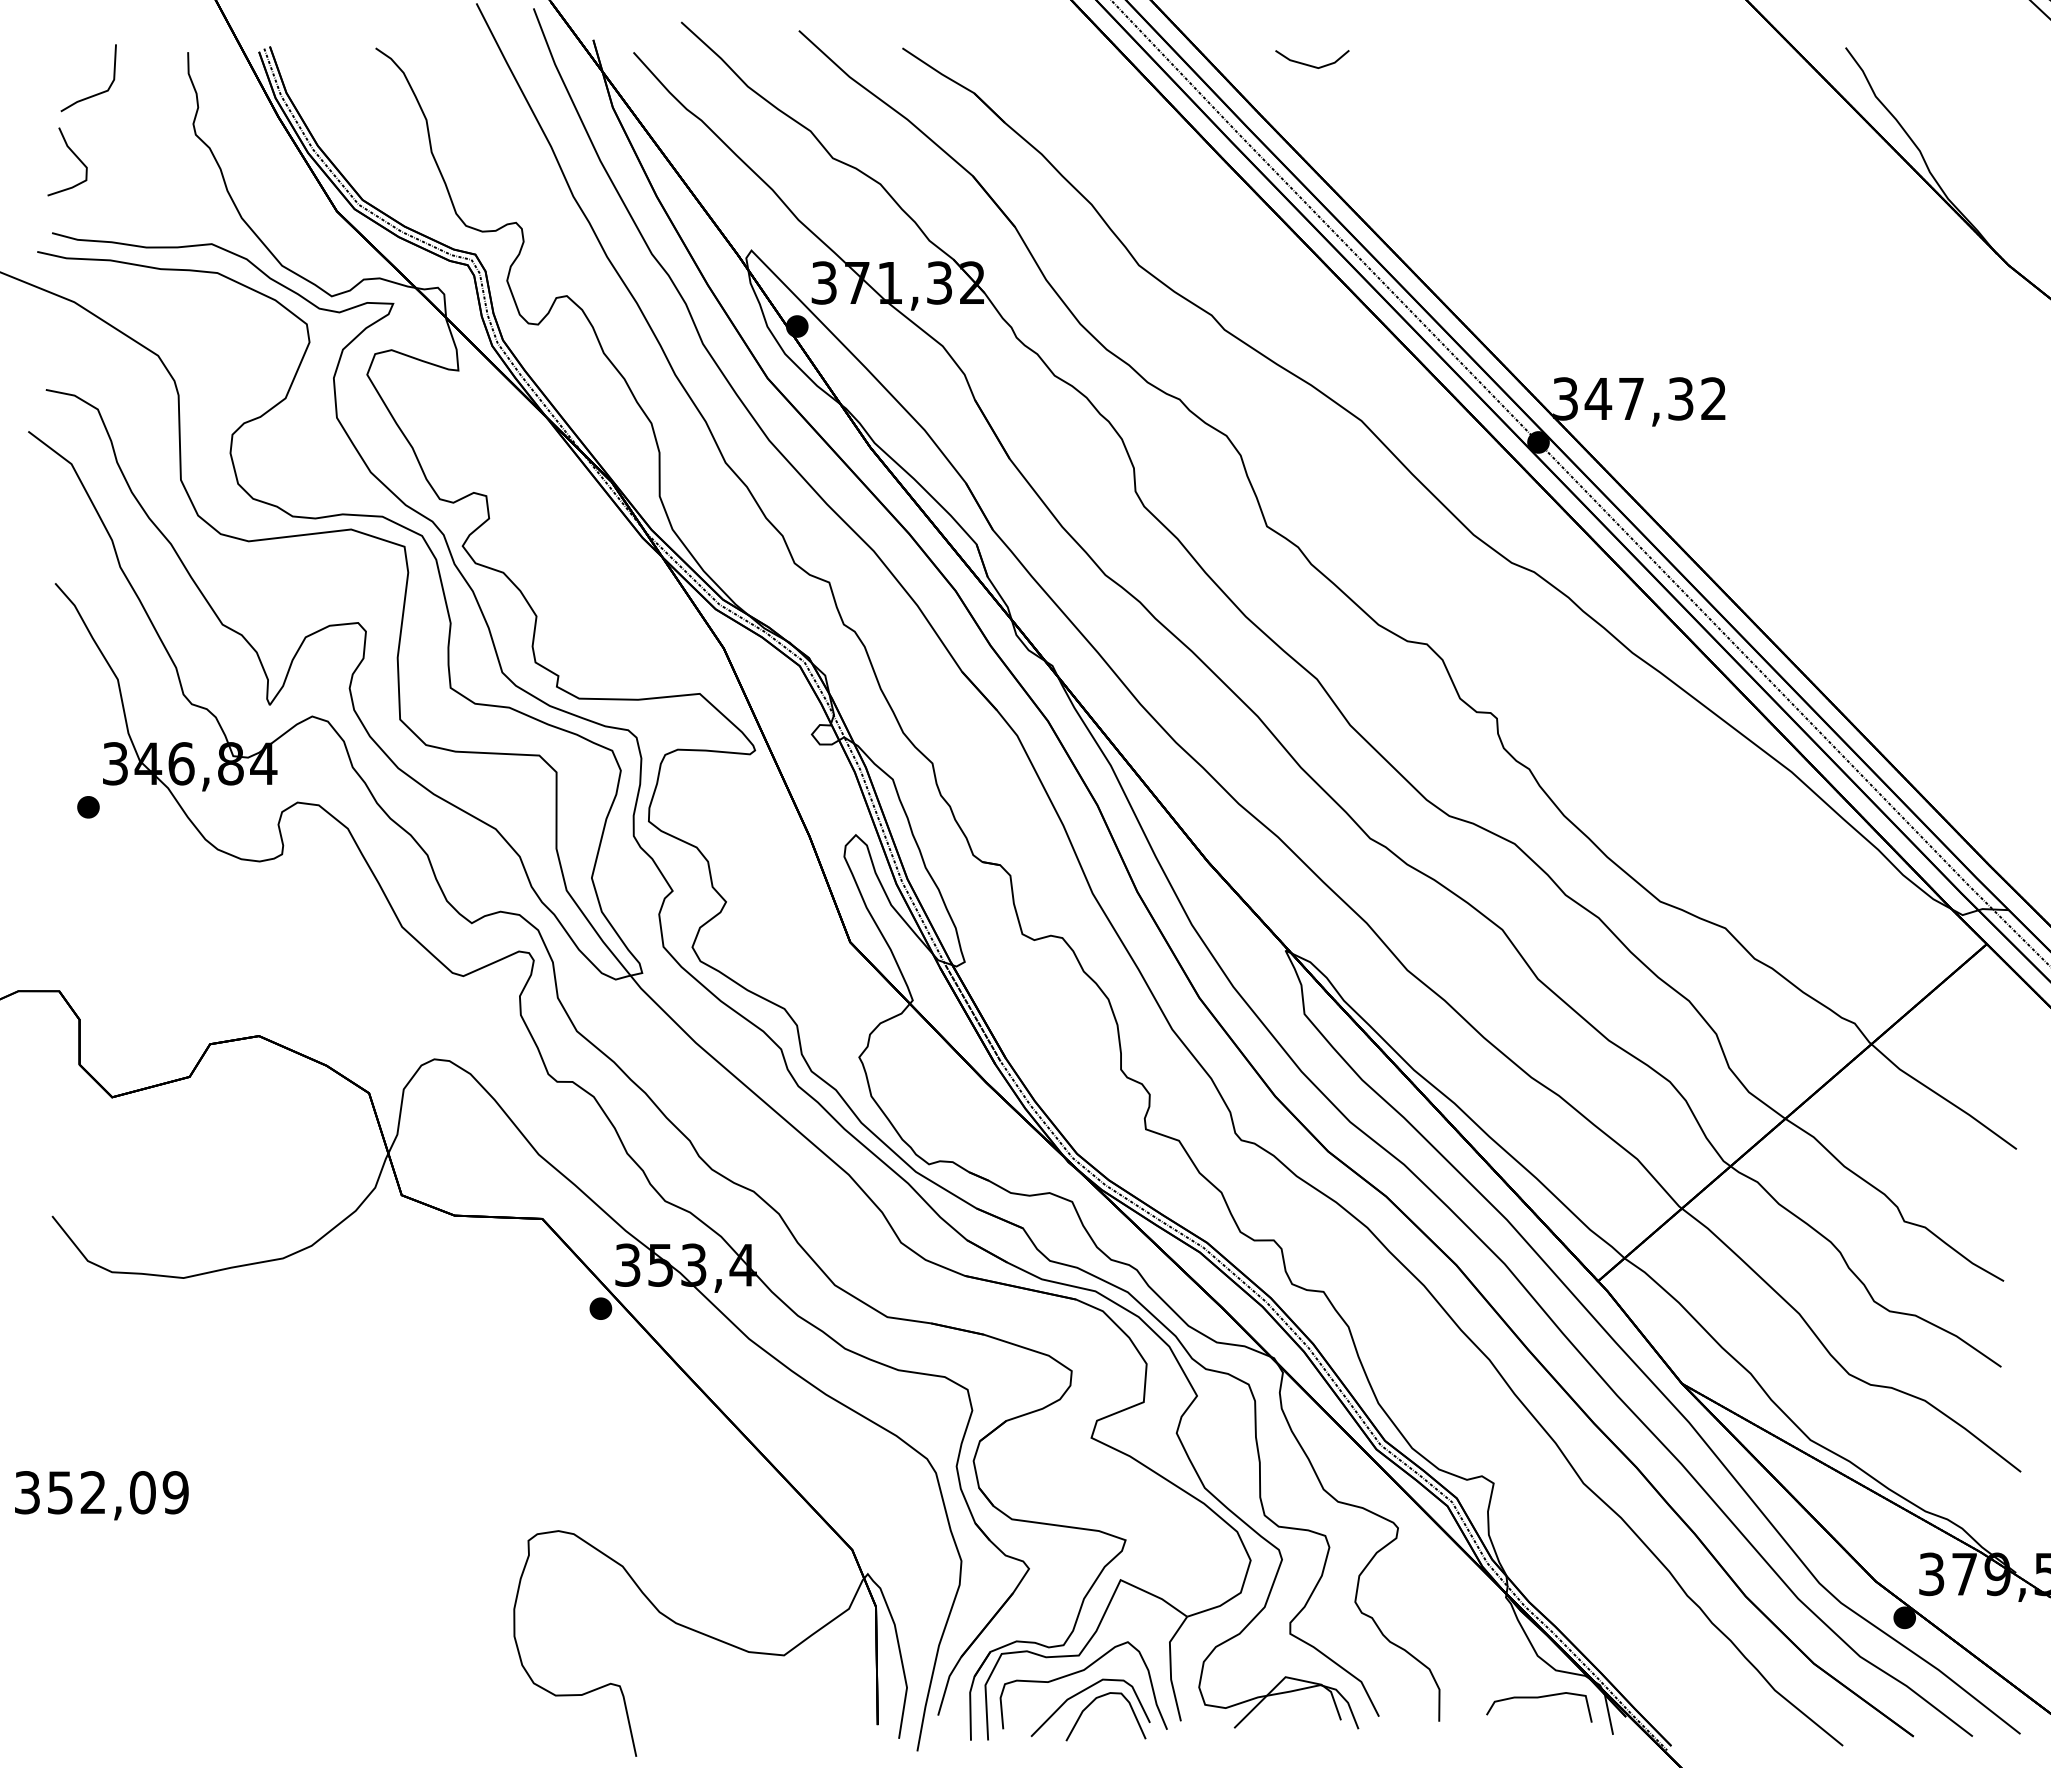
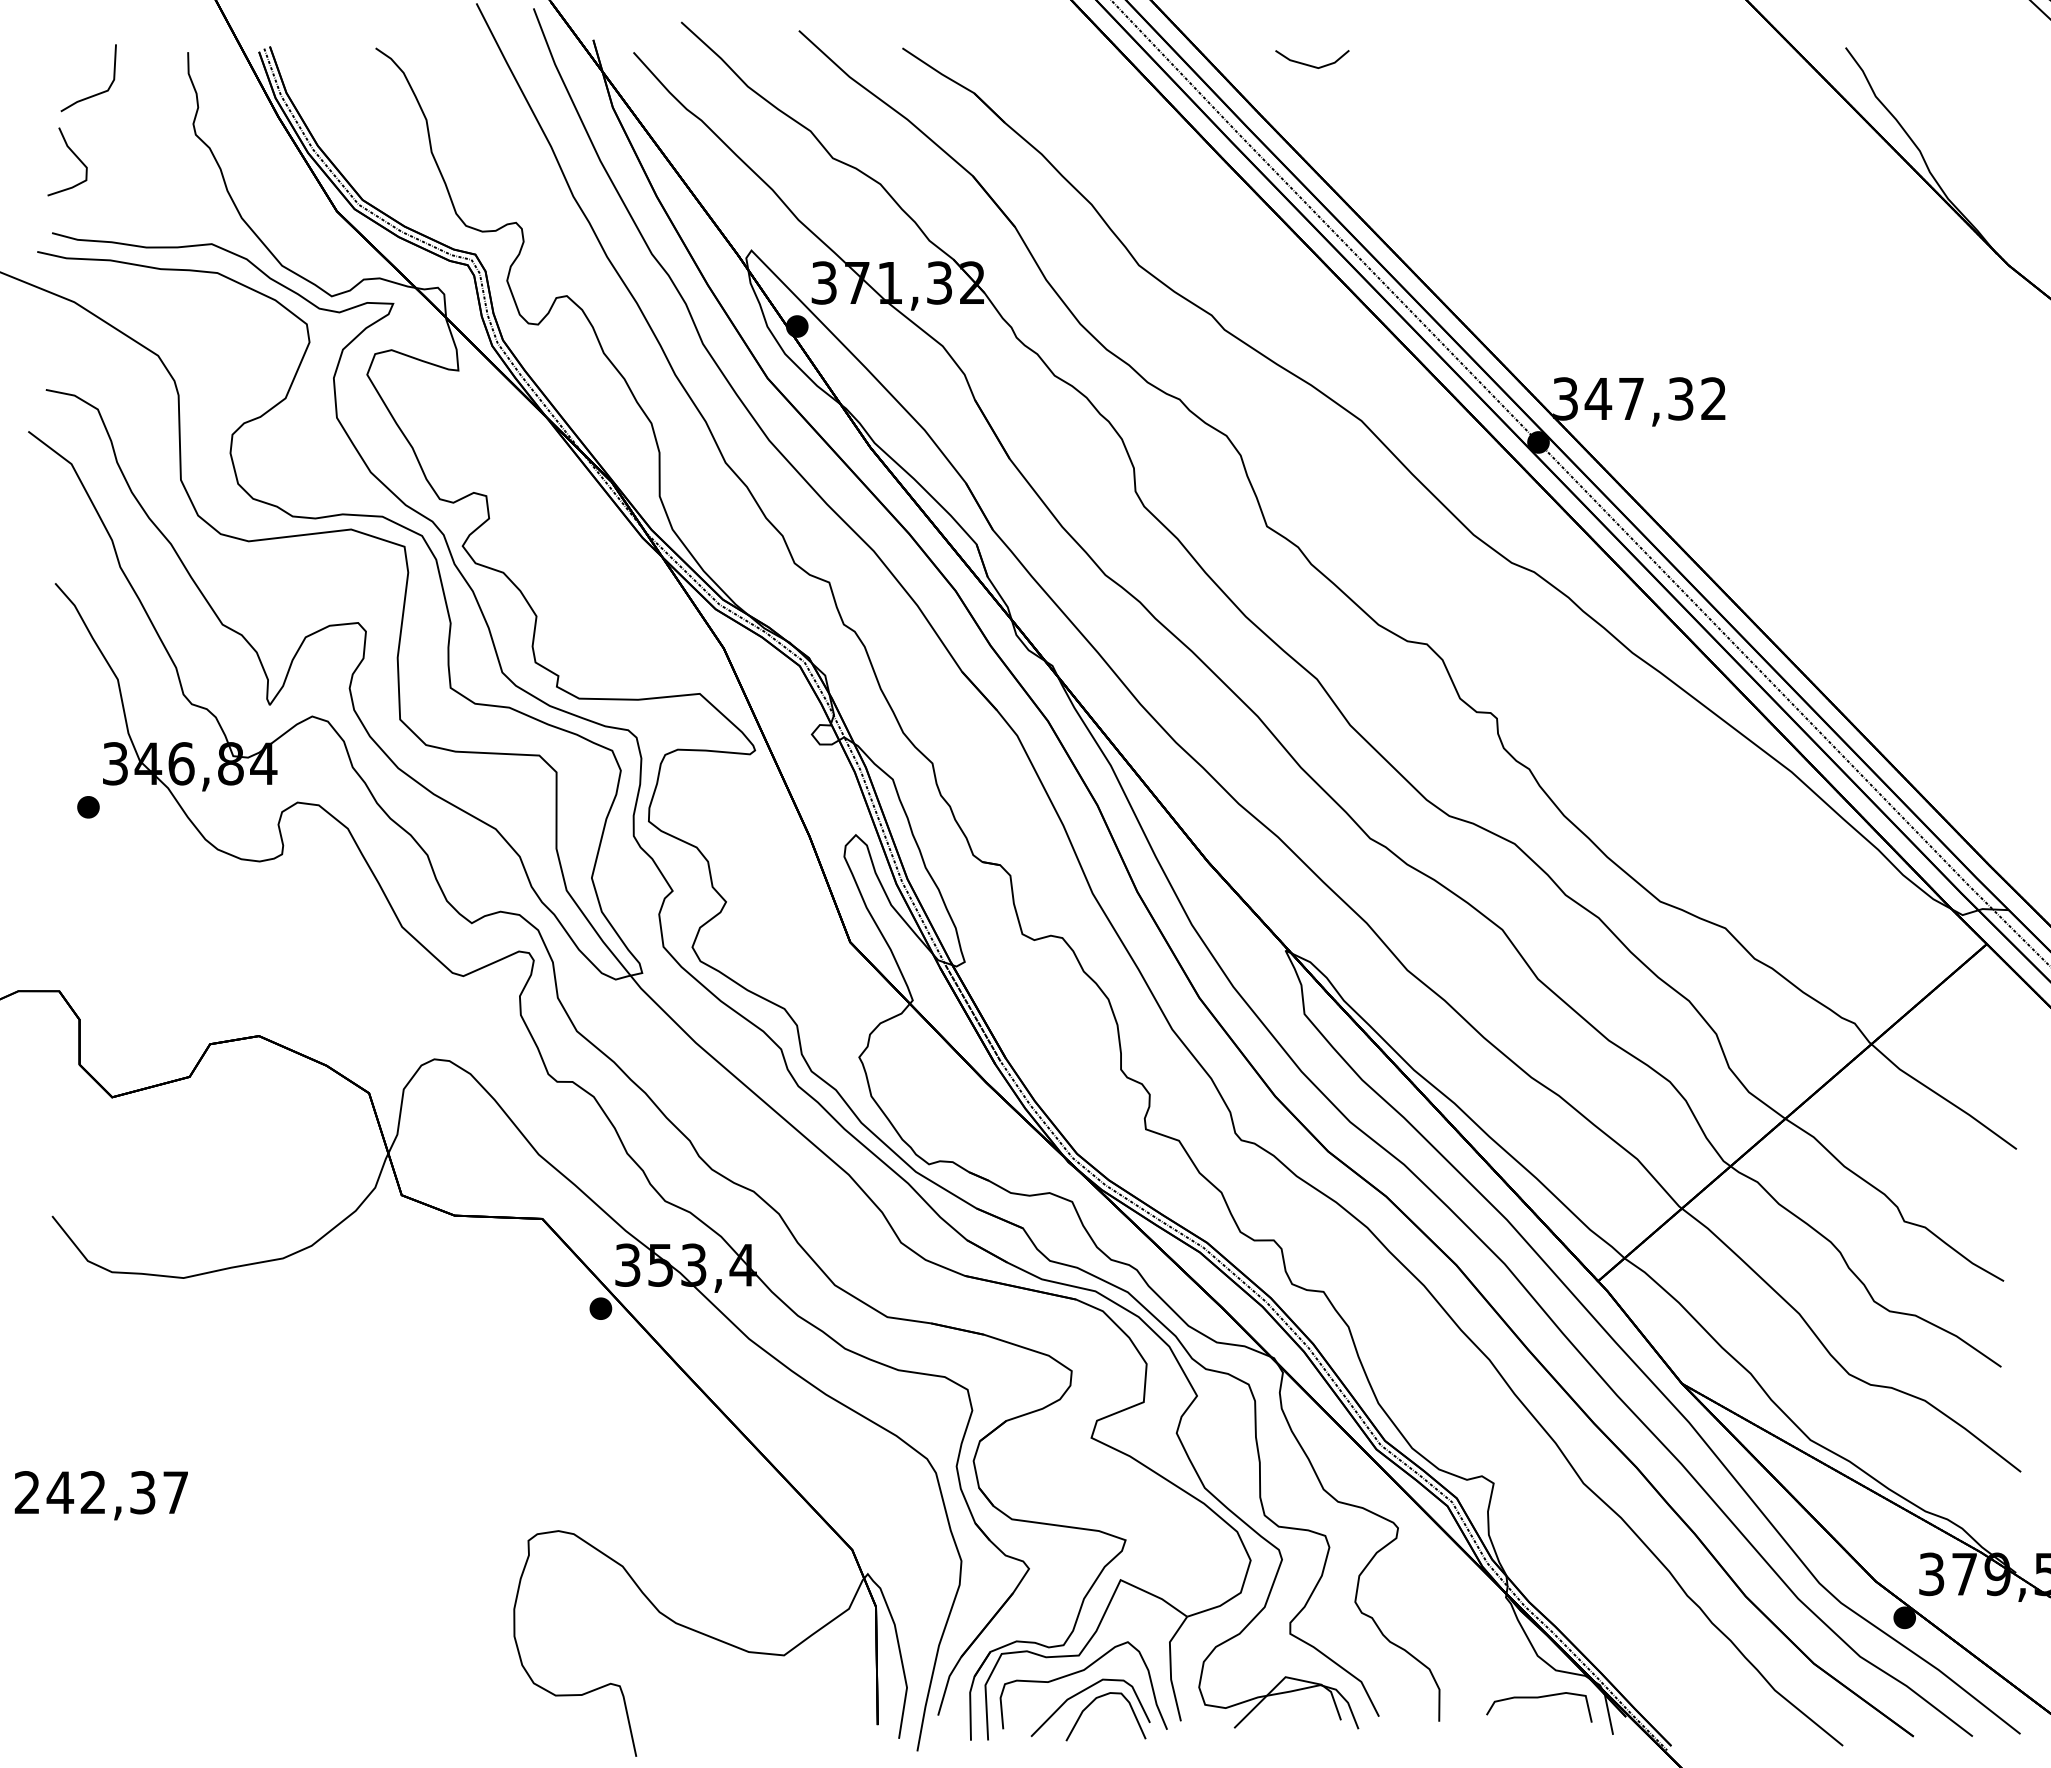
text: 352,09 -> 242,37 (101, 1492)
